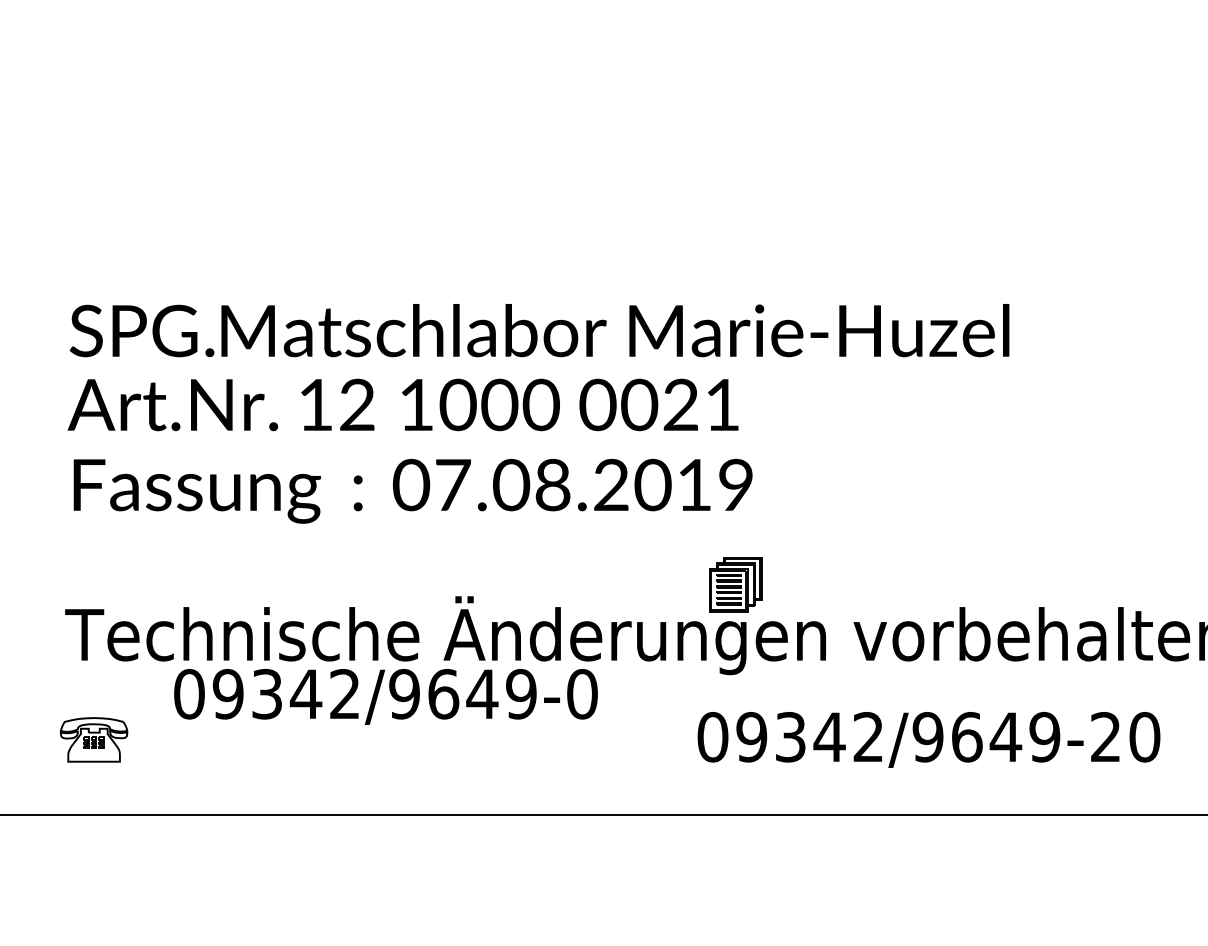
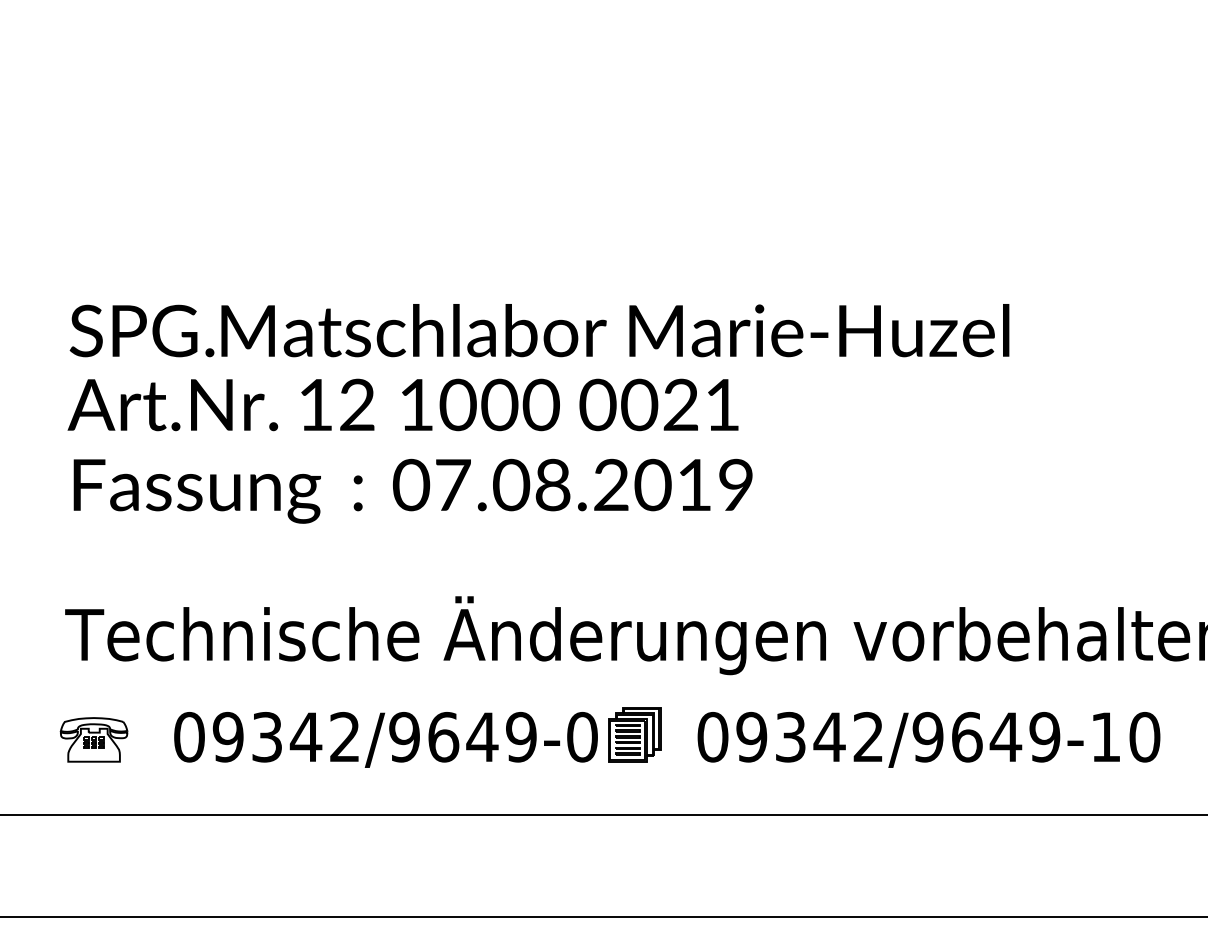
part position: (735, 584) -> (634, 734) (634, 734)
text position: (385, 696) -> (385, 739) (385, 739)
text: 09342/9649-20 -> 09342/9649-10 (1105, 736)
line: none -> present (603, 917)
